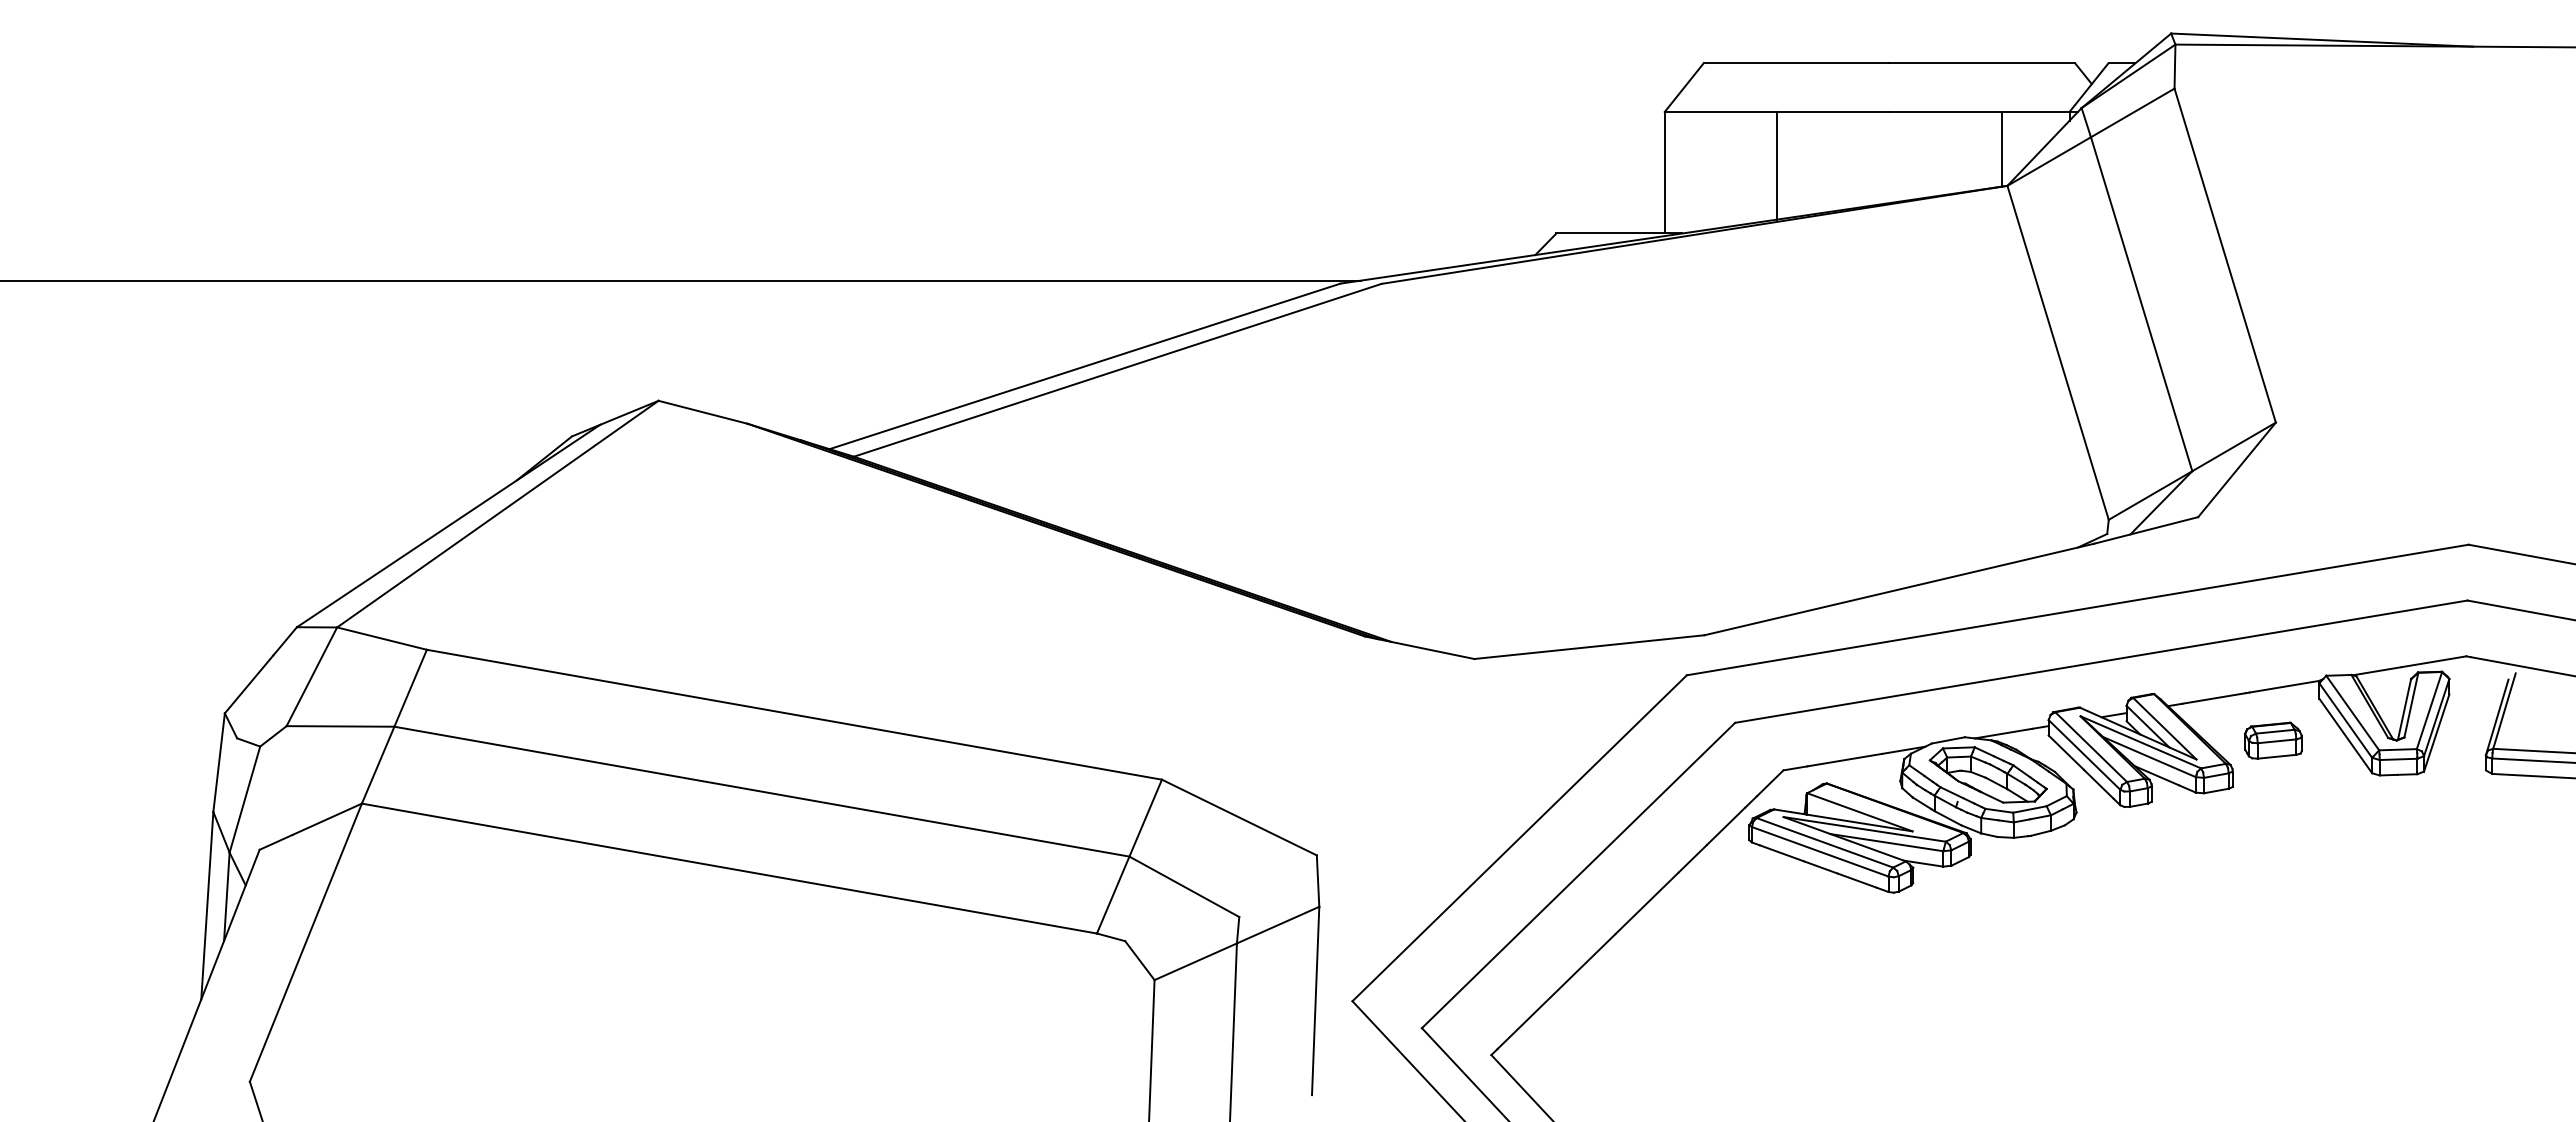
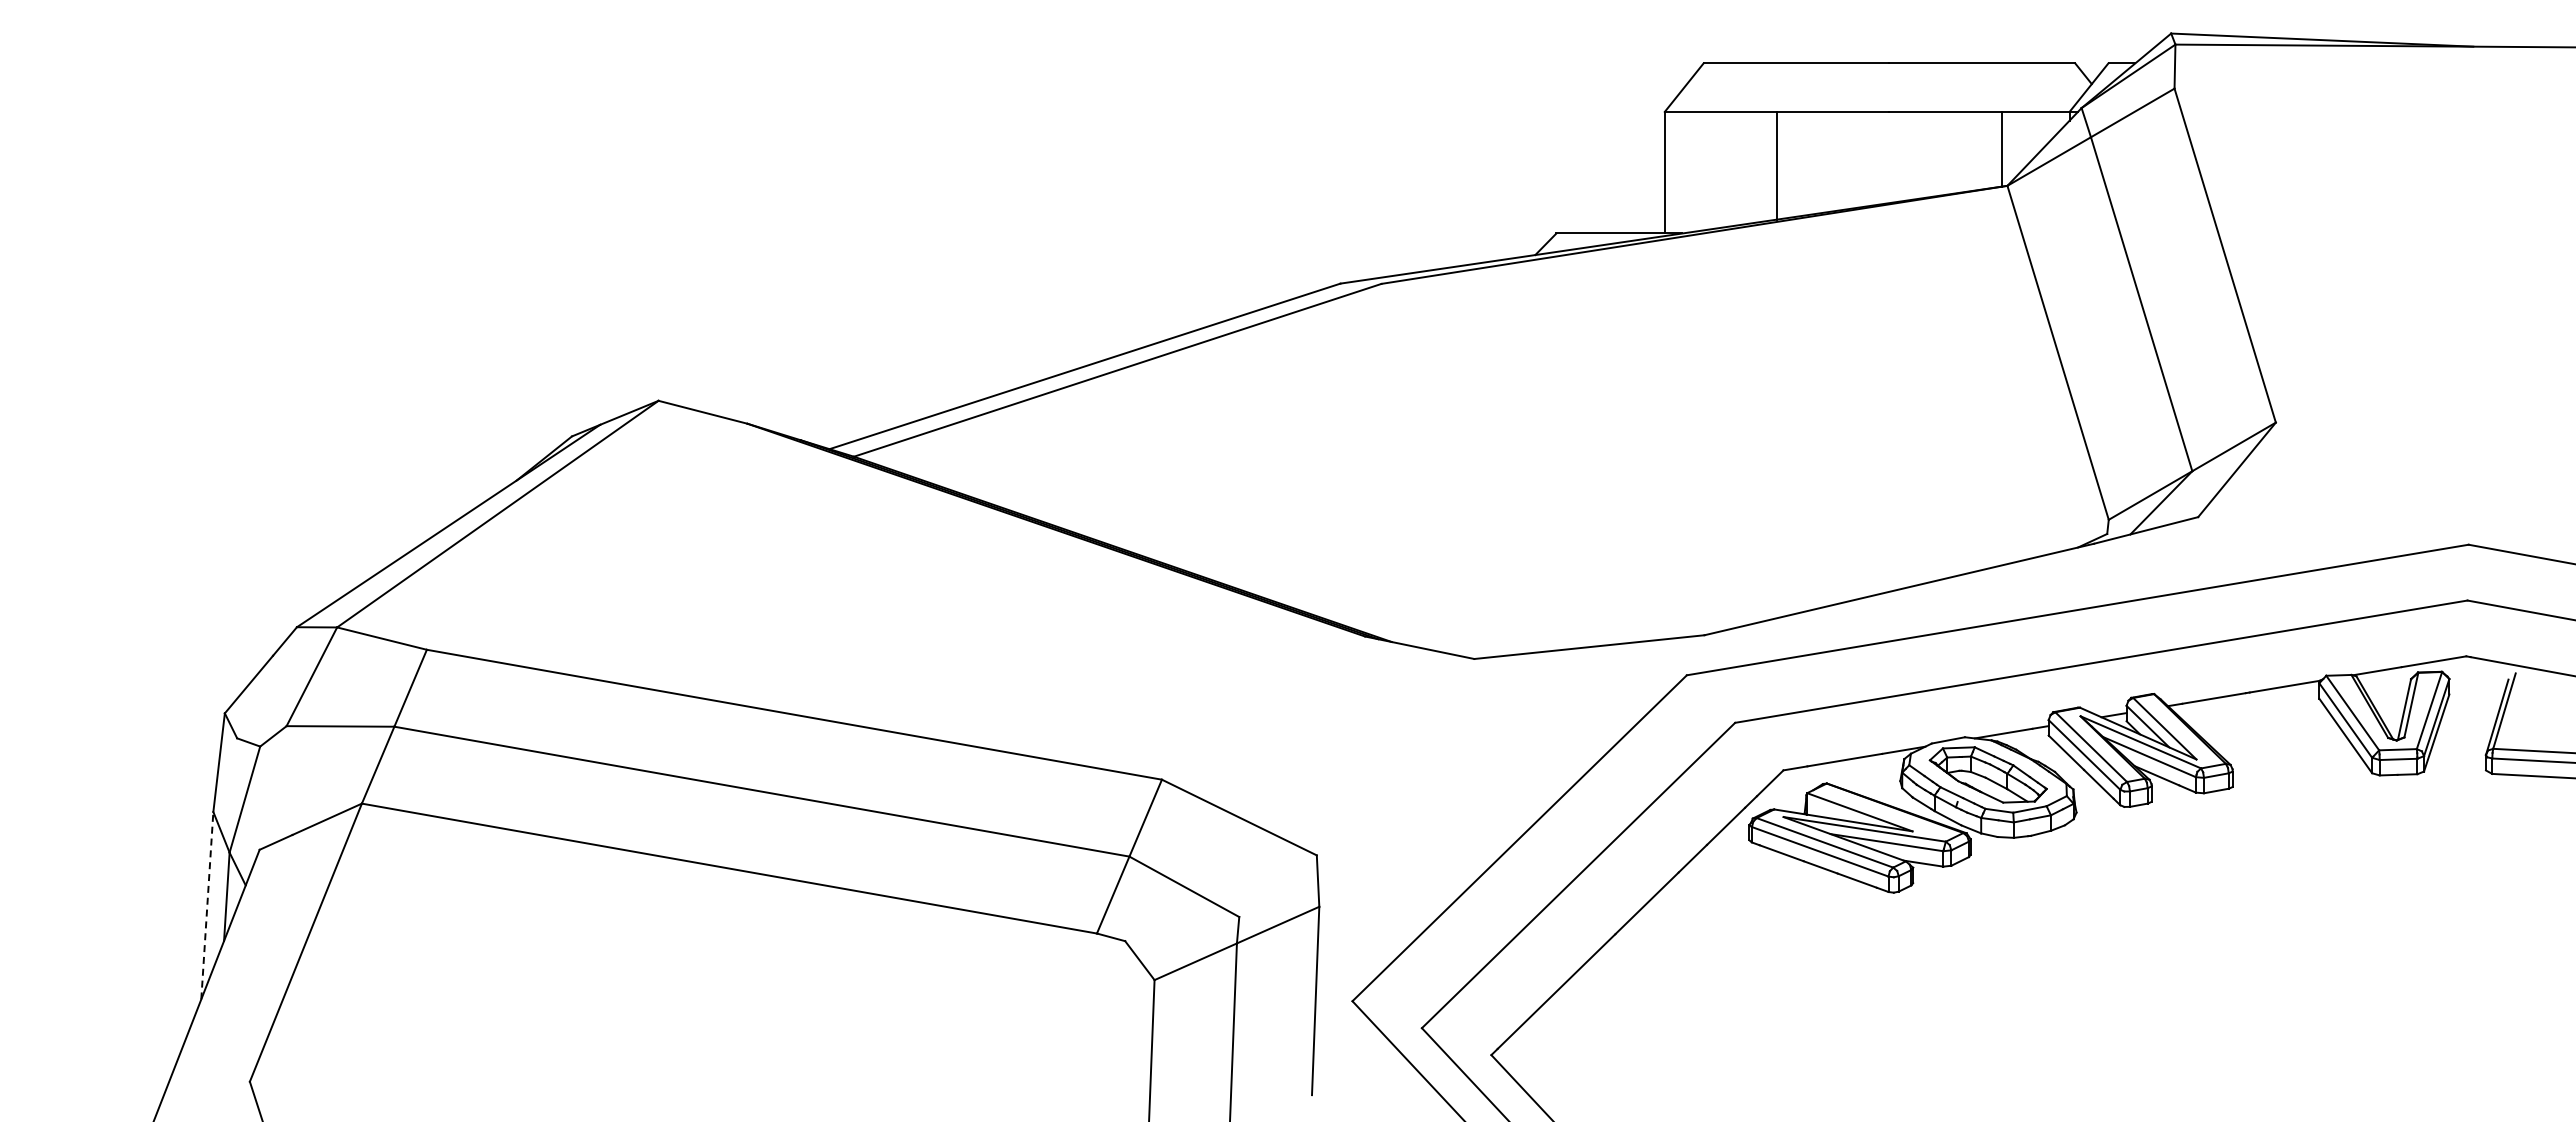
line: present -> none (681, 280)
part: present -> none (2273, 740)
line: solid -> dashed (207, 905)
